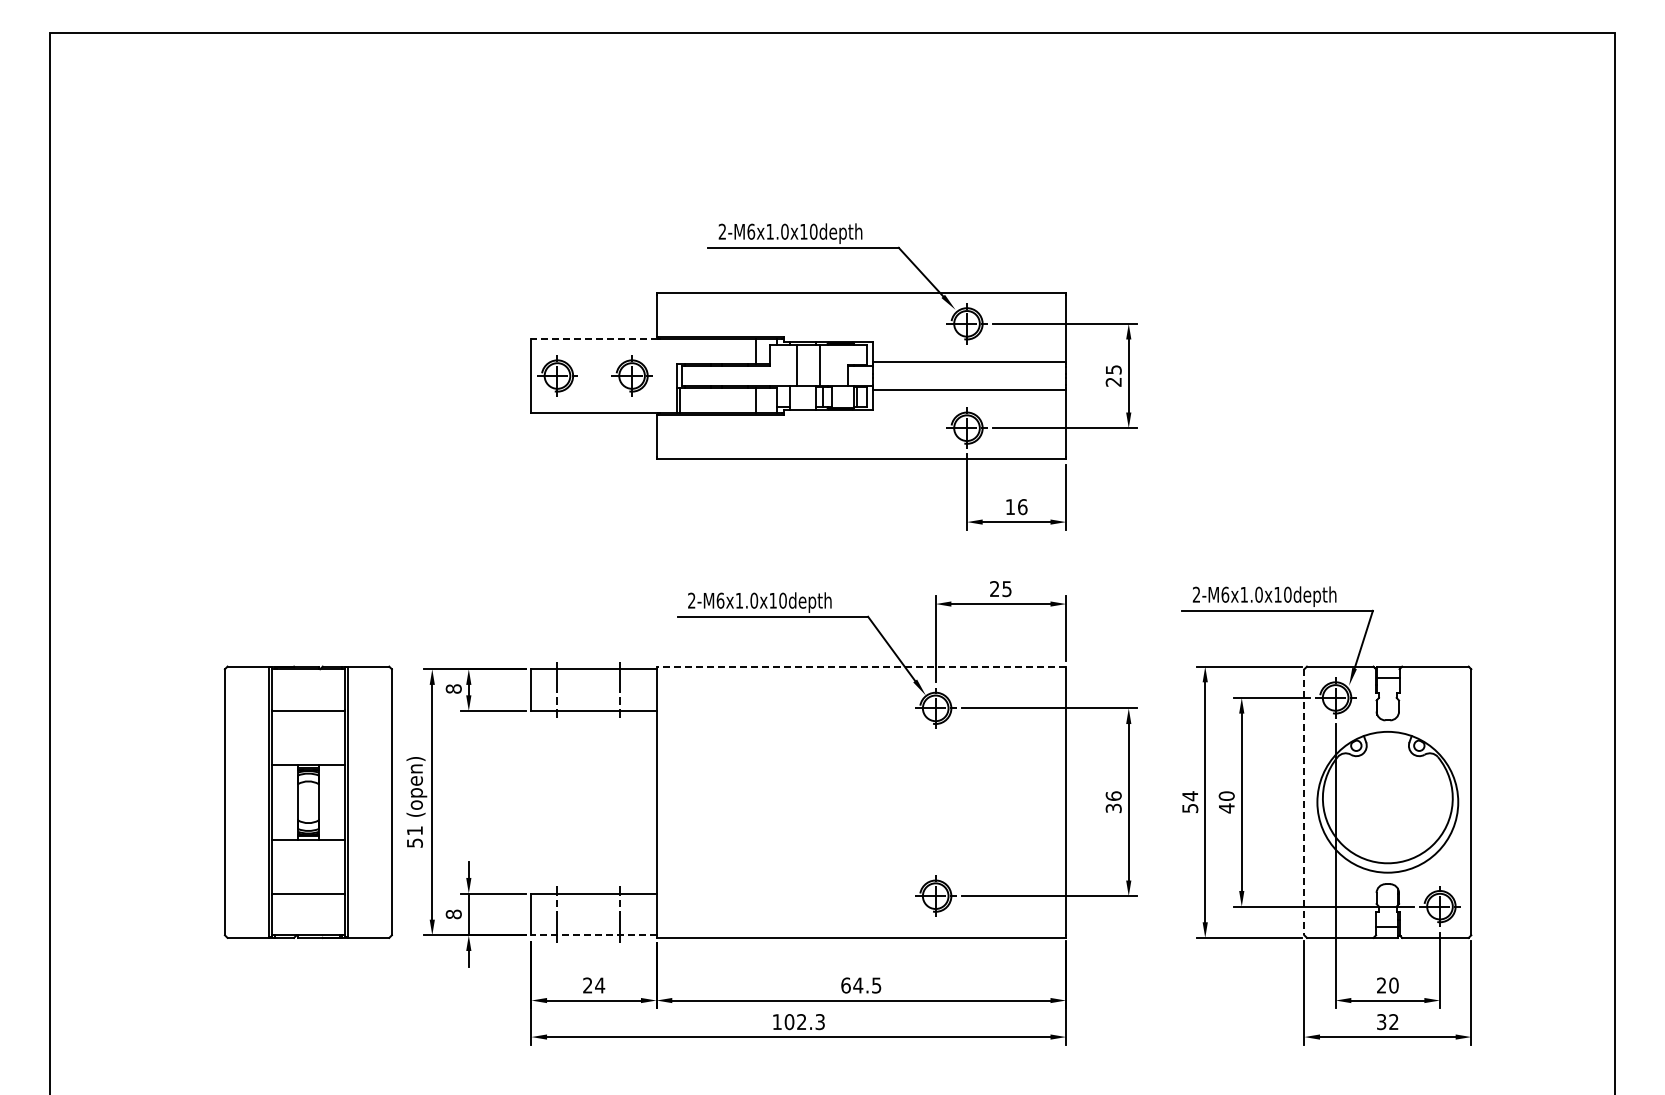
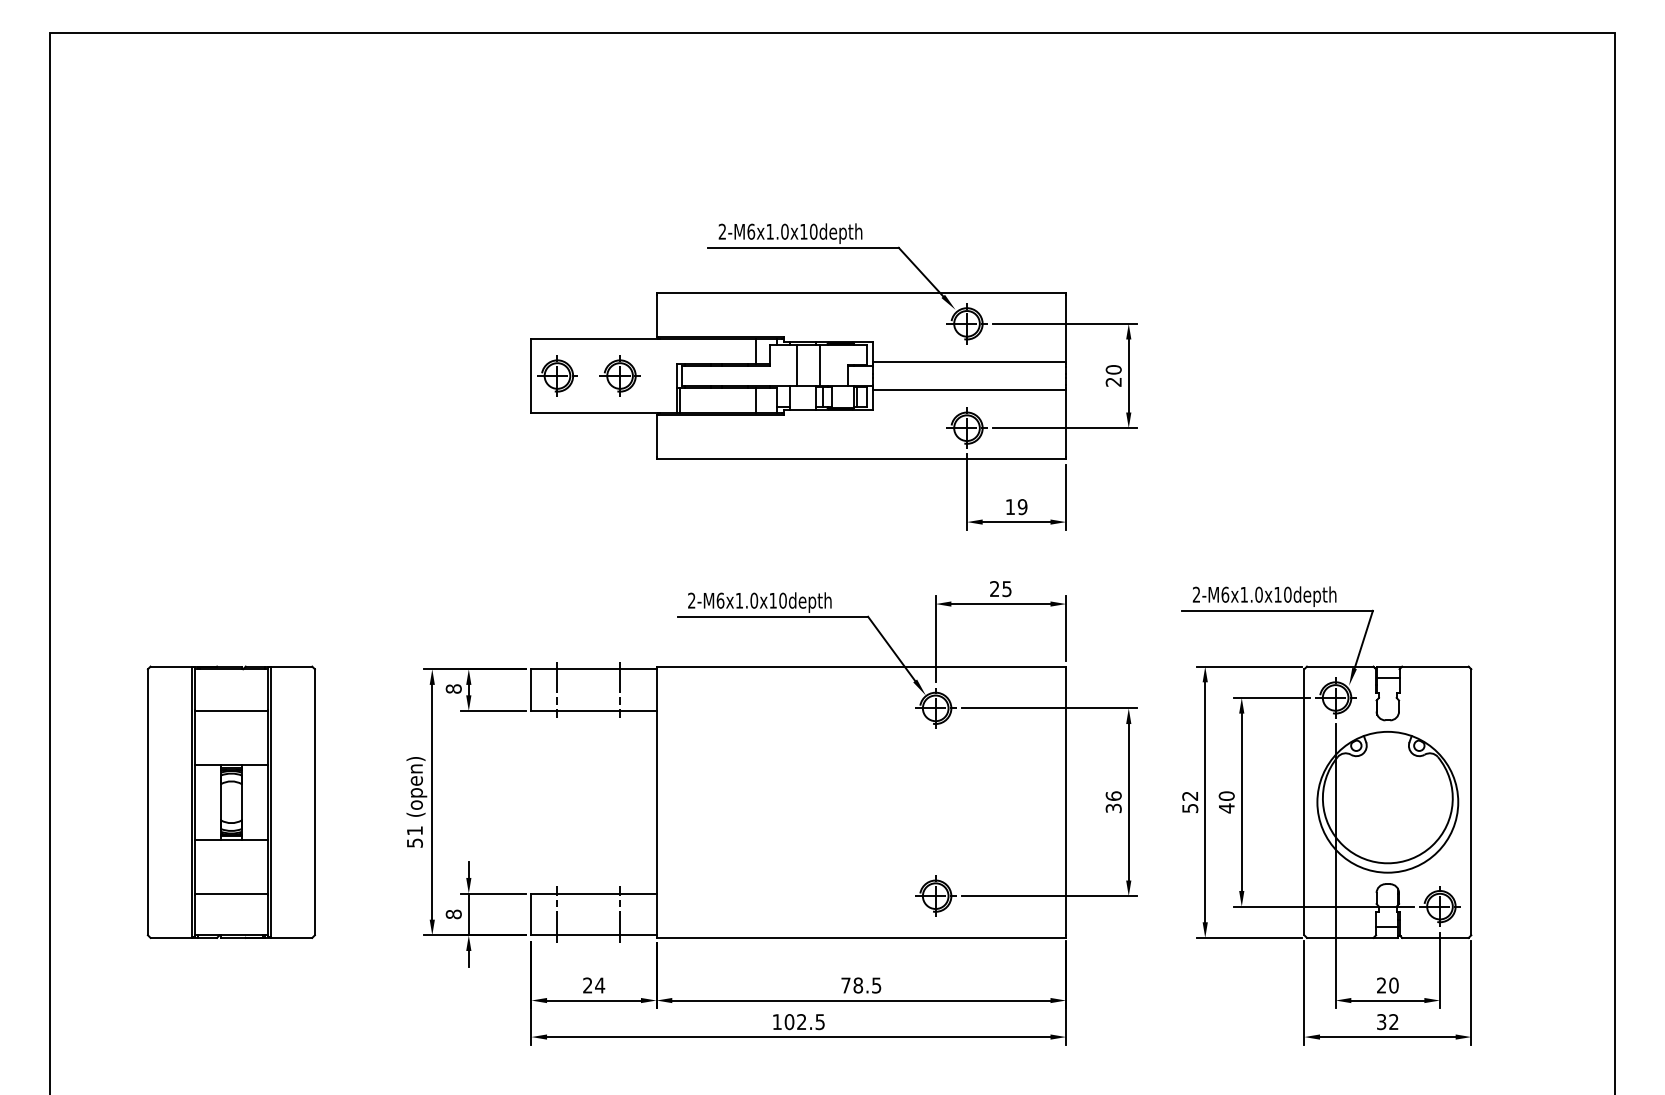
line: dashed -> solid (594, 339)
text: 25 -> 20 (1113, 369)
part position: (631, 375) -> (619, 375) (619, 375)
text: 16 -> 19 (1022, 507)
line: dashed -> solid (861, 666)
text: 54 -> 52 (1189, 796)
part position: (307, 801) -> (230, 801) (230, 801)
line: dashed -> solid (1304, 802)
line: dashed -> solid (594, 935)
text: 64.5 -> 78.5 (852, 985)
text: 102.3 -> 102.5 (820, 1021)
